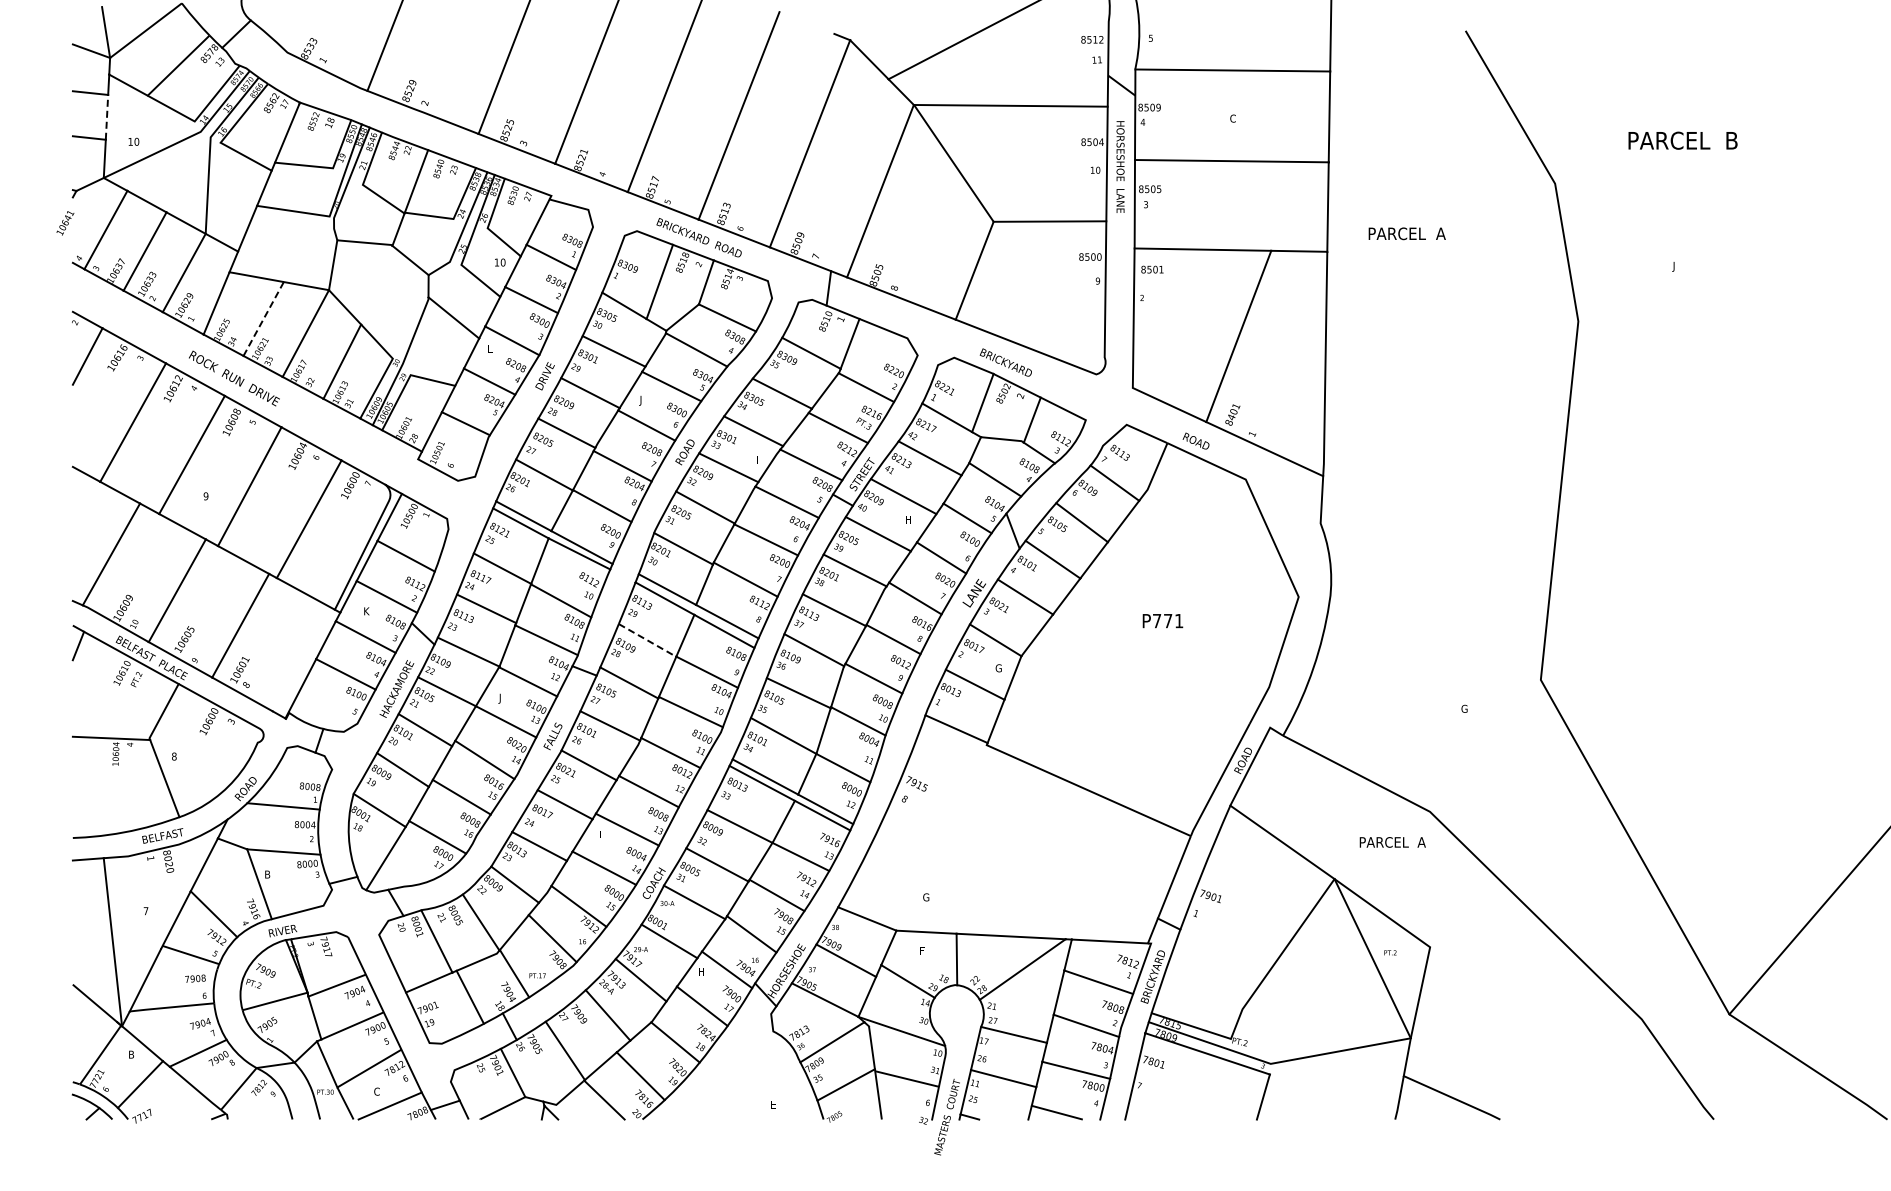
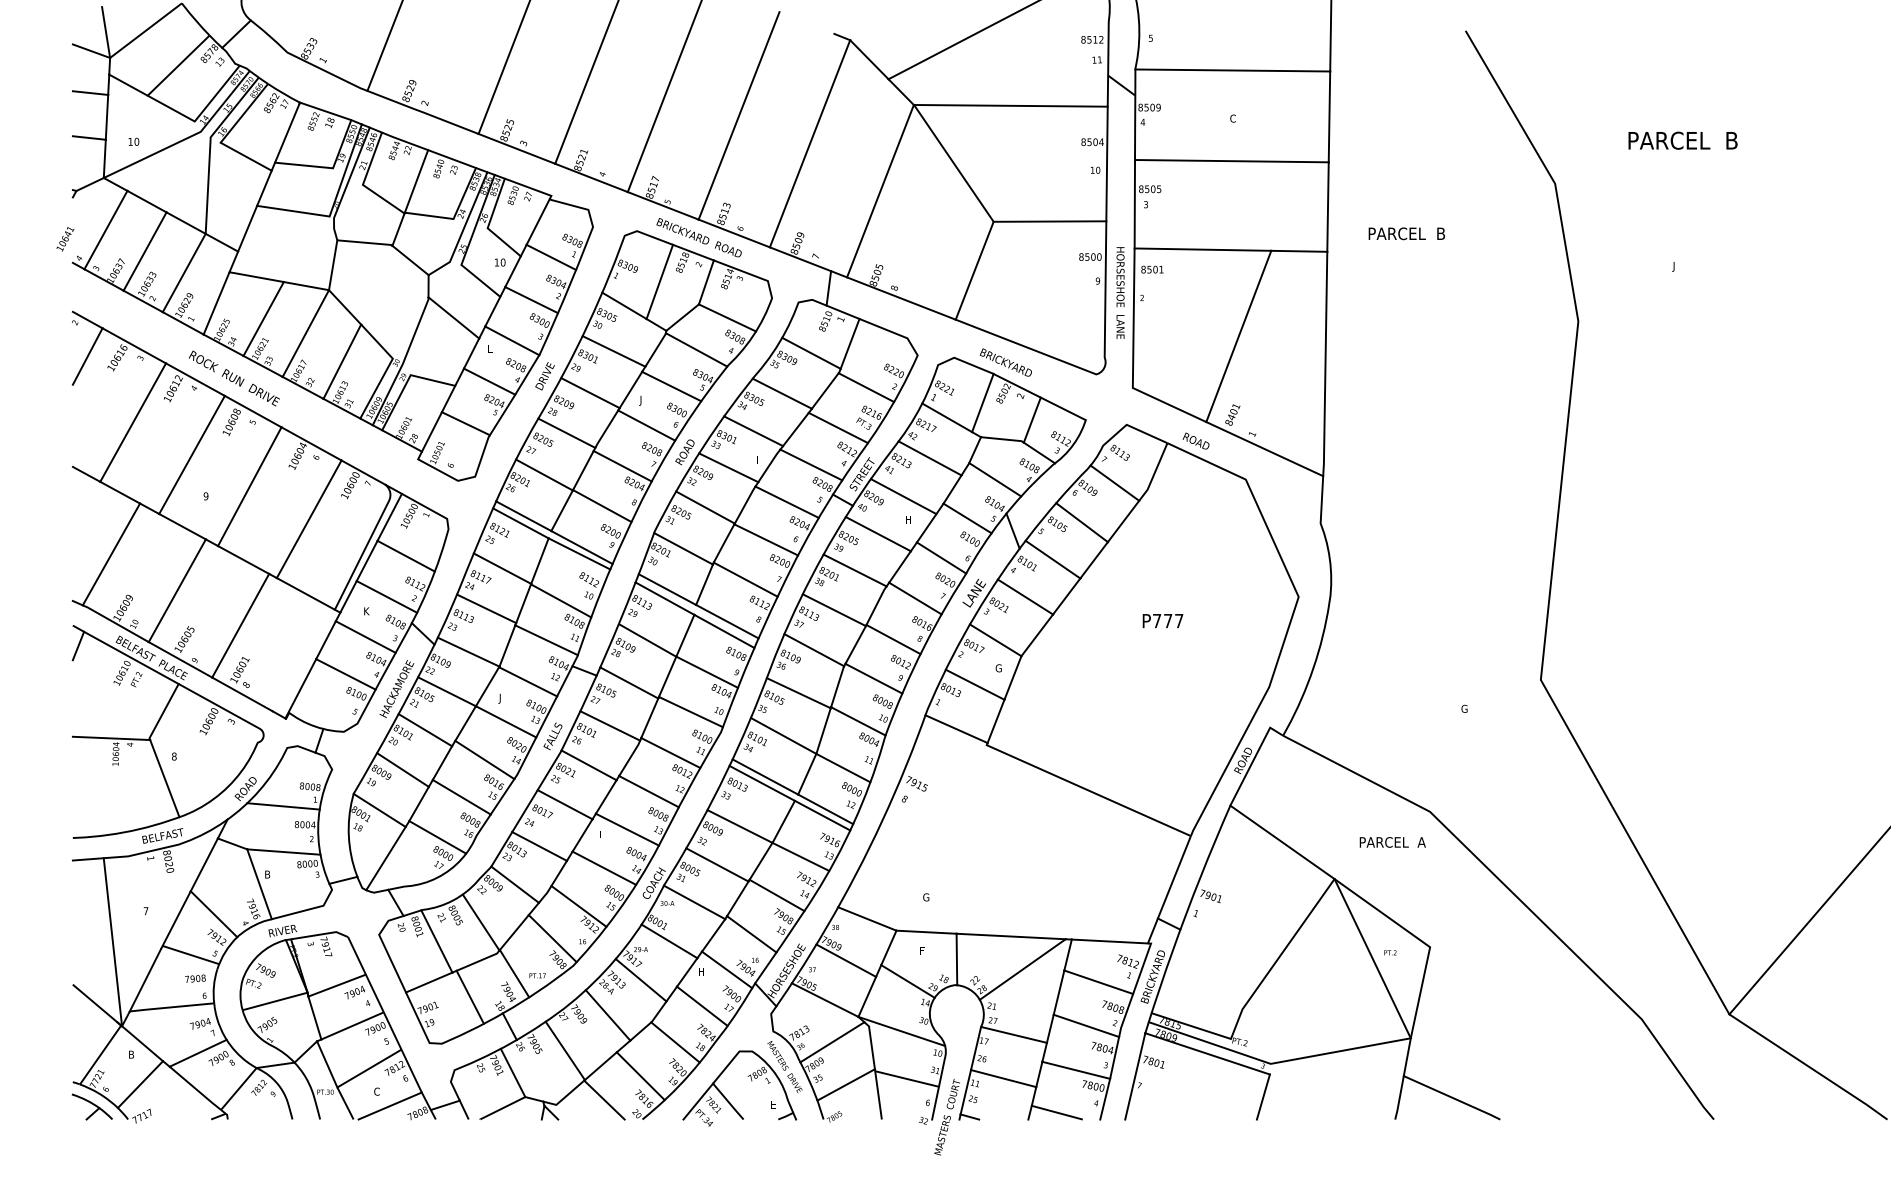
line: dashed -> solid (107, 116)
text position: (1120, 166) -> (1120, 292) (1120, 292)
text position: (65, 223) -> (65, 239) (65, 239)
text: PARCEL  A -> PARCEL  B (1440, 233)
line: dashed -> solid (263, 318)
text: P771 -> P777 (1179, 621)
line: dashed -> solid (648, 640)
part: none -> present (747, 1076)
